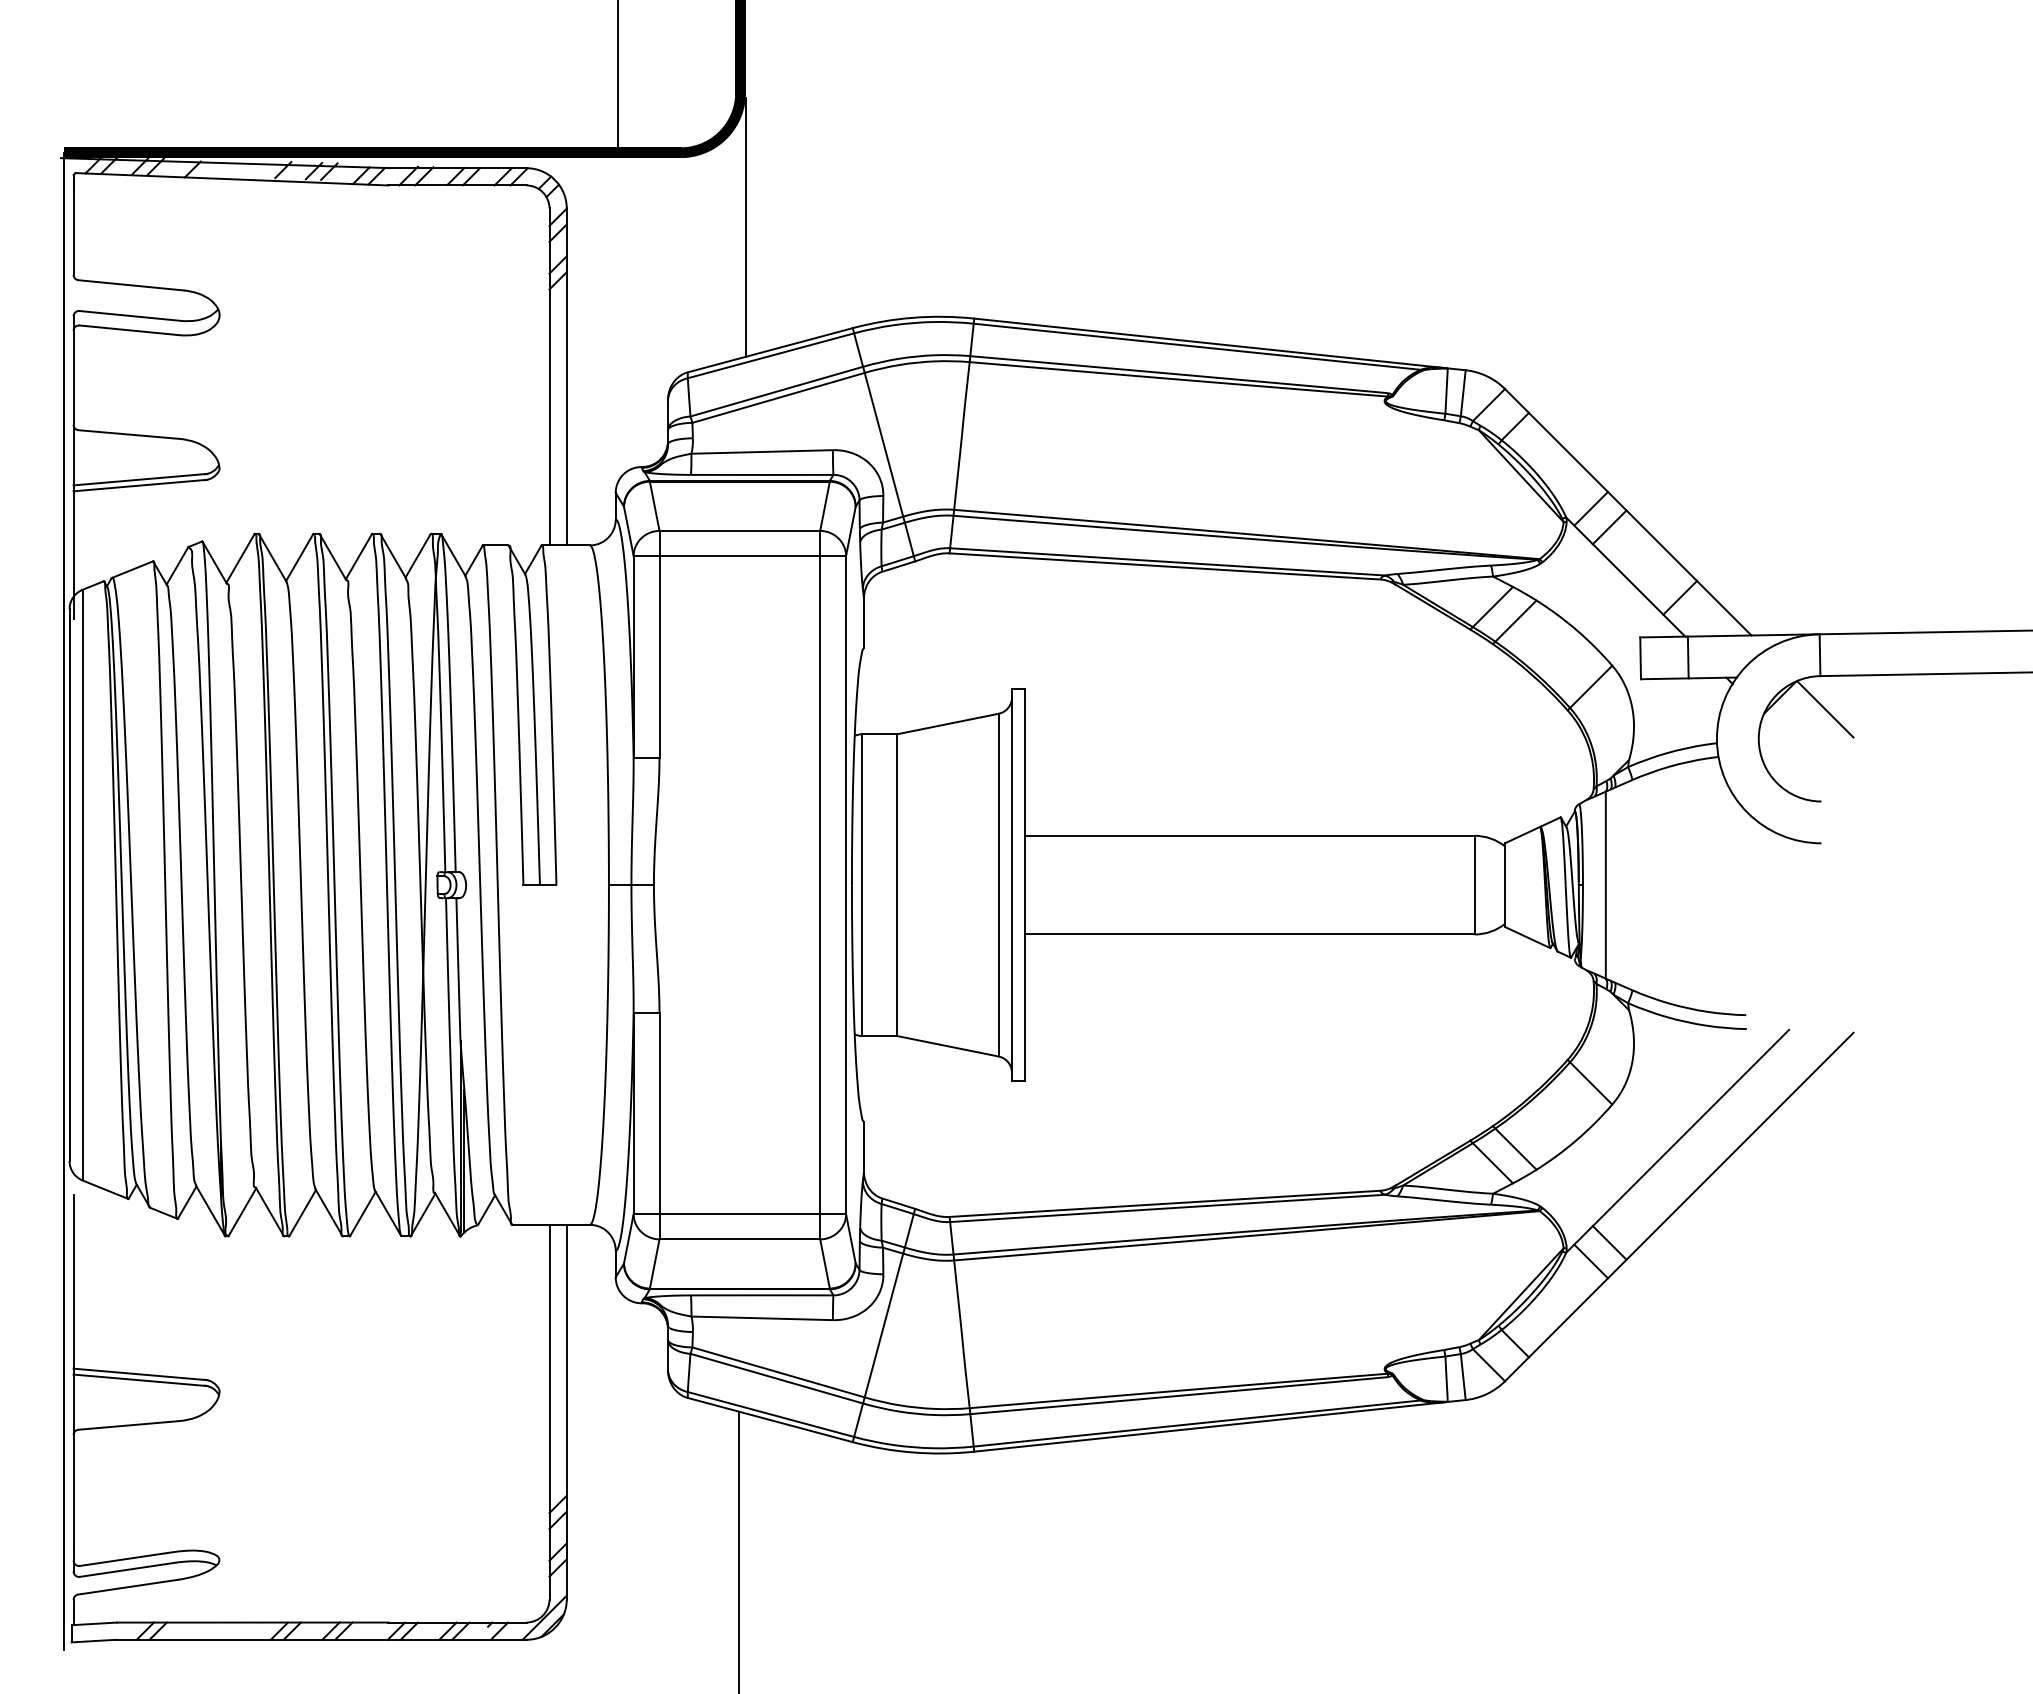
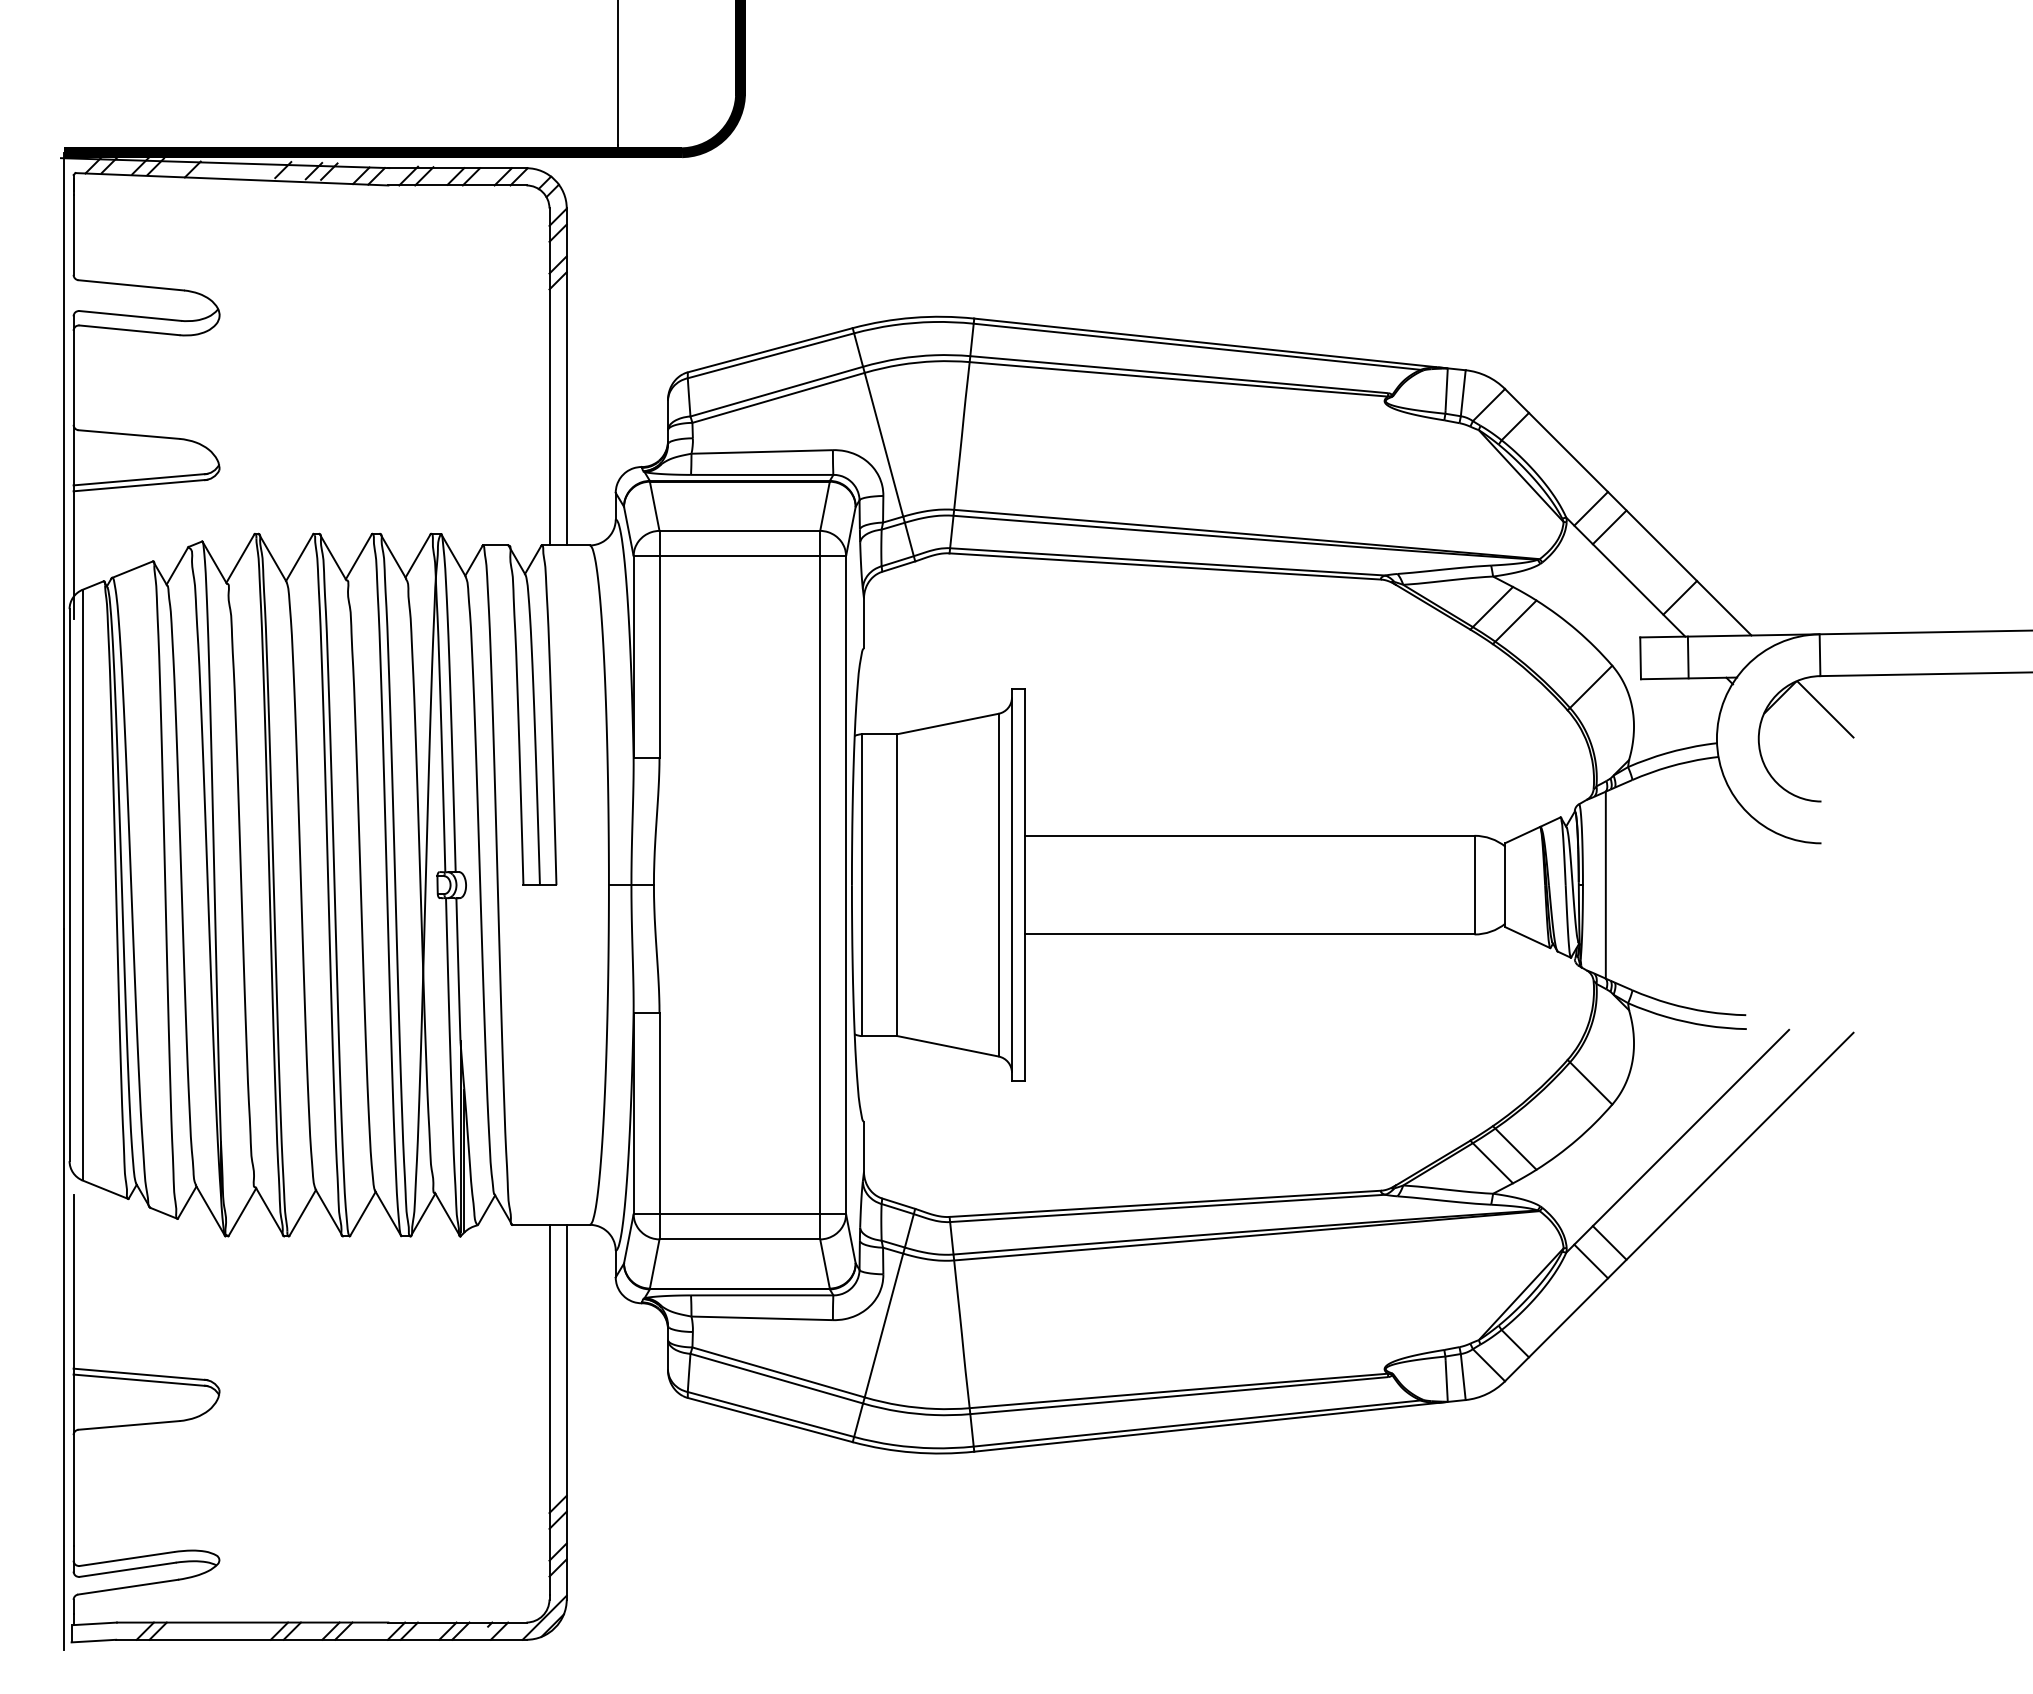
line: present -> none (745, 226)
line: present -> none (739, 1550)
